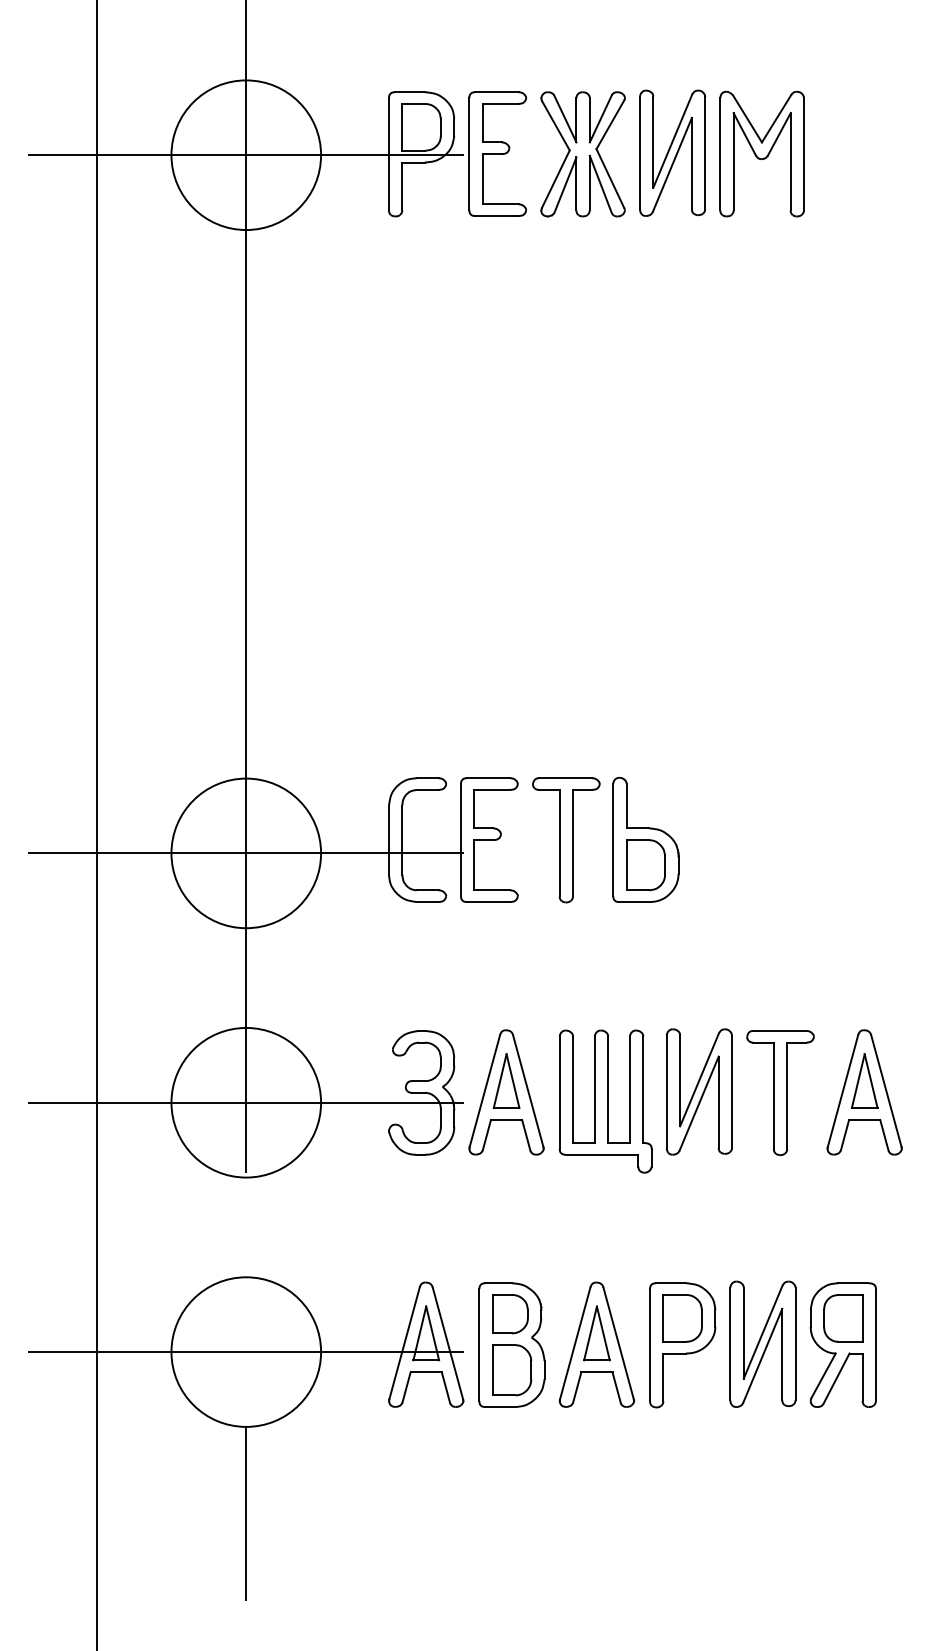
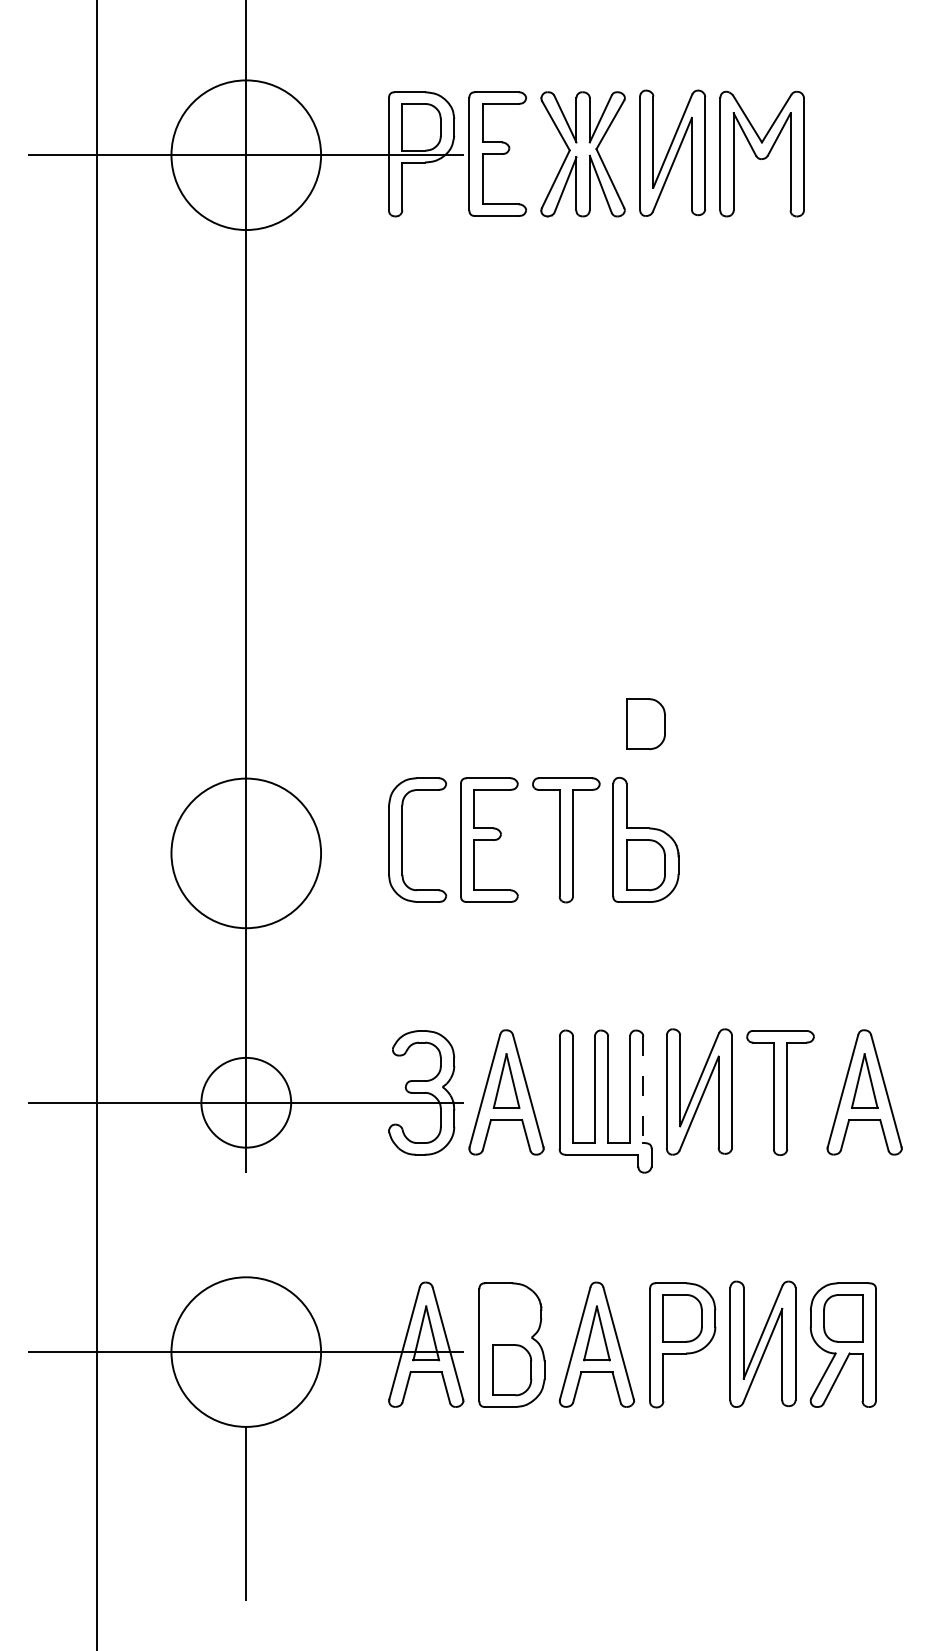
part: none -> present (645, 724)
line: present -> none (246, 853)
line: solid -> dashed (643, 1090)
circle diameter: 150 px -> 90 px (246, 1102)
part: present -> none (510, 1314)
